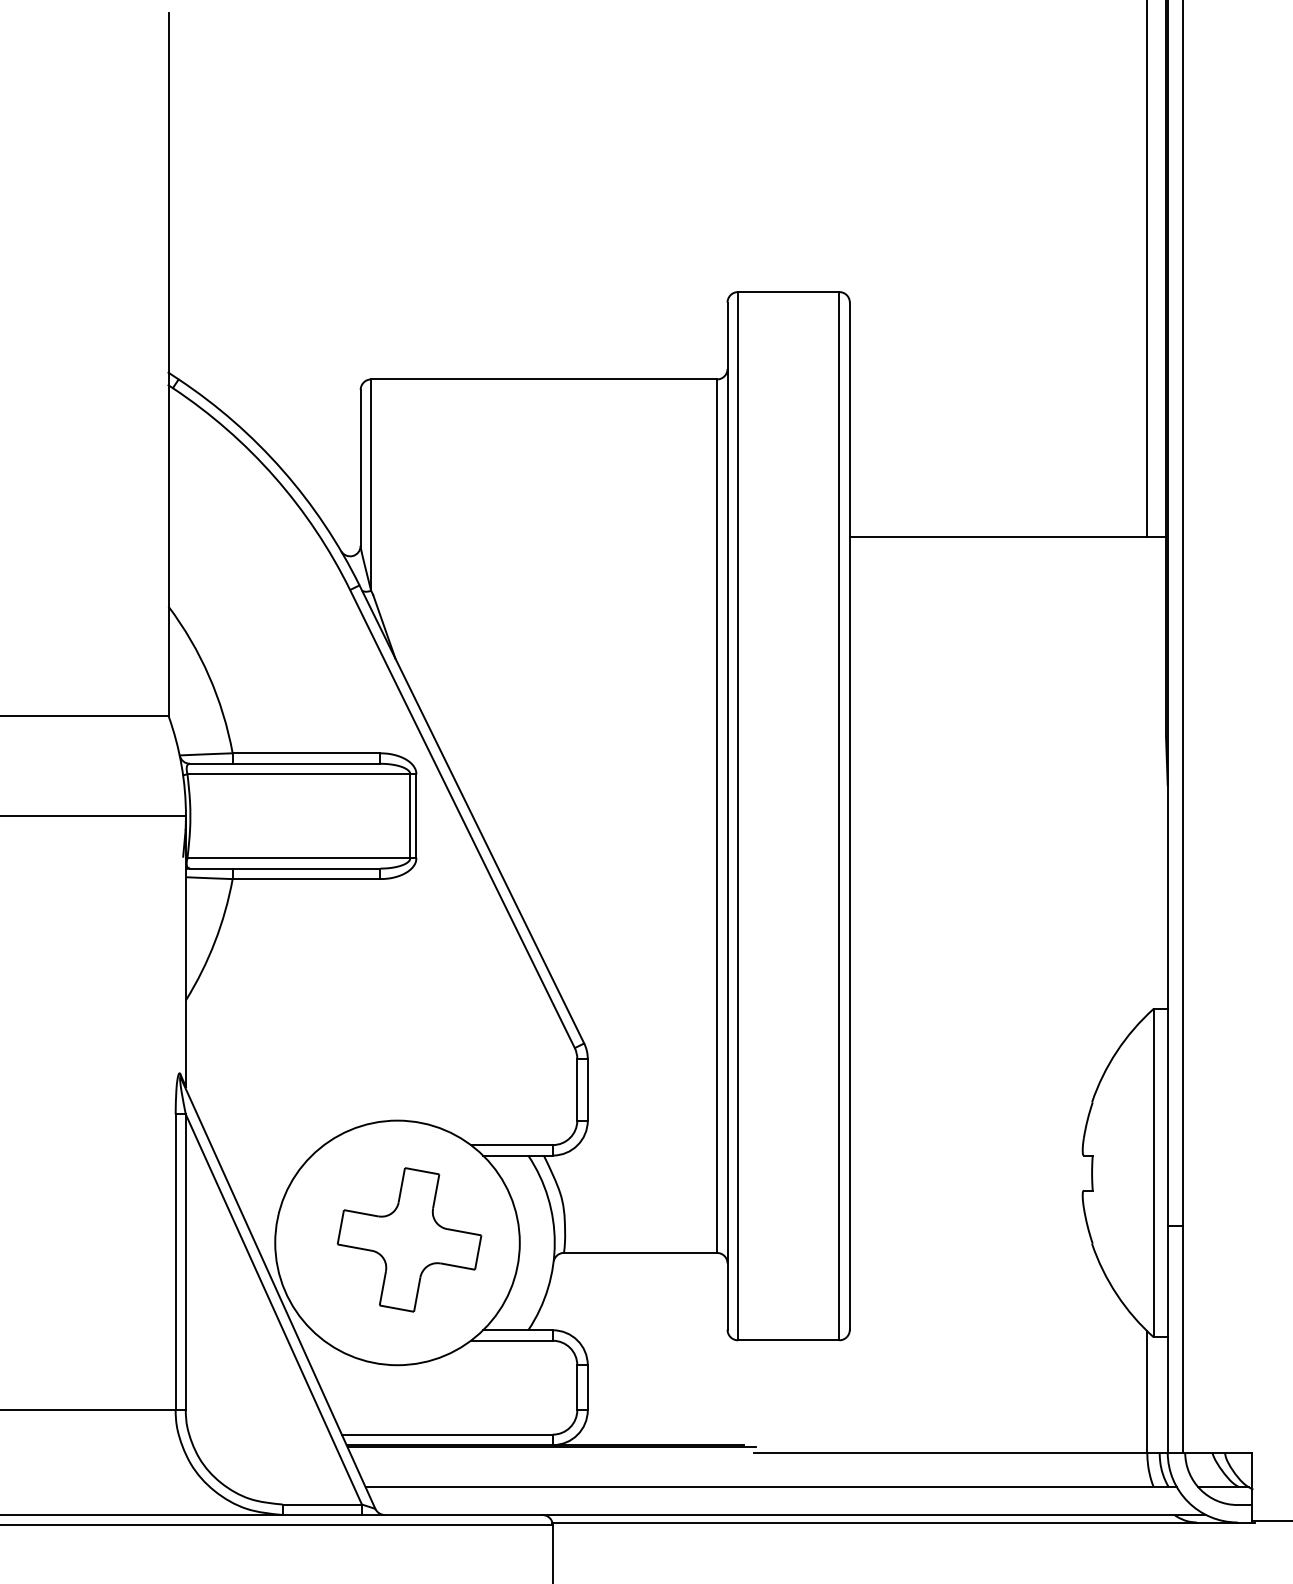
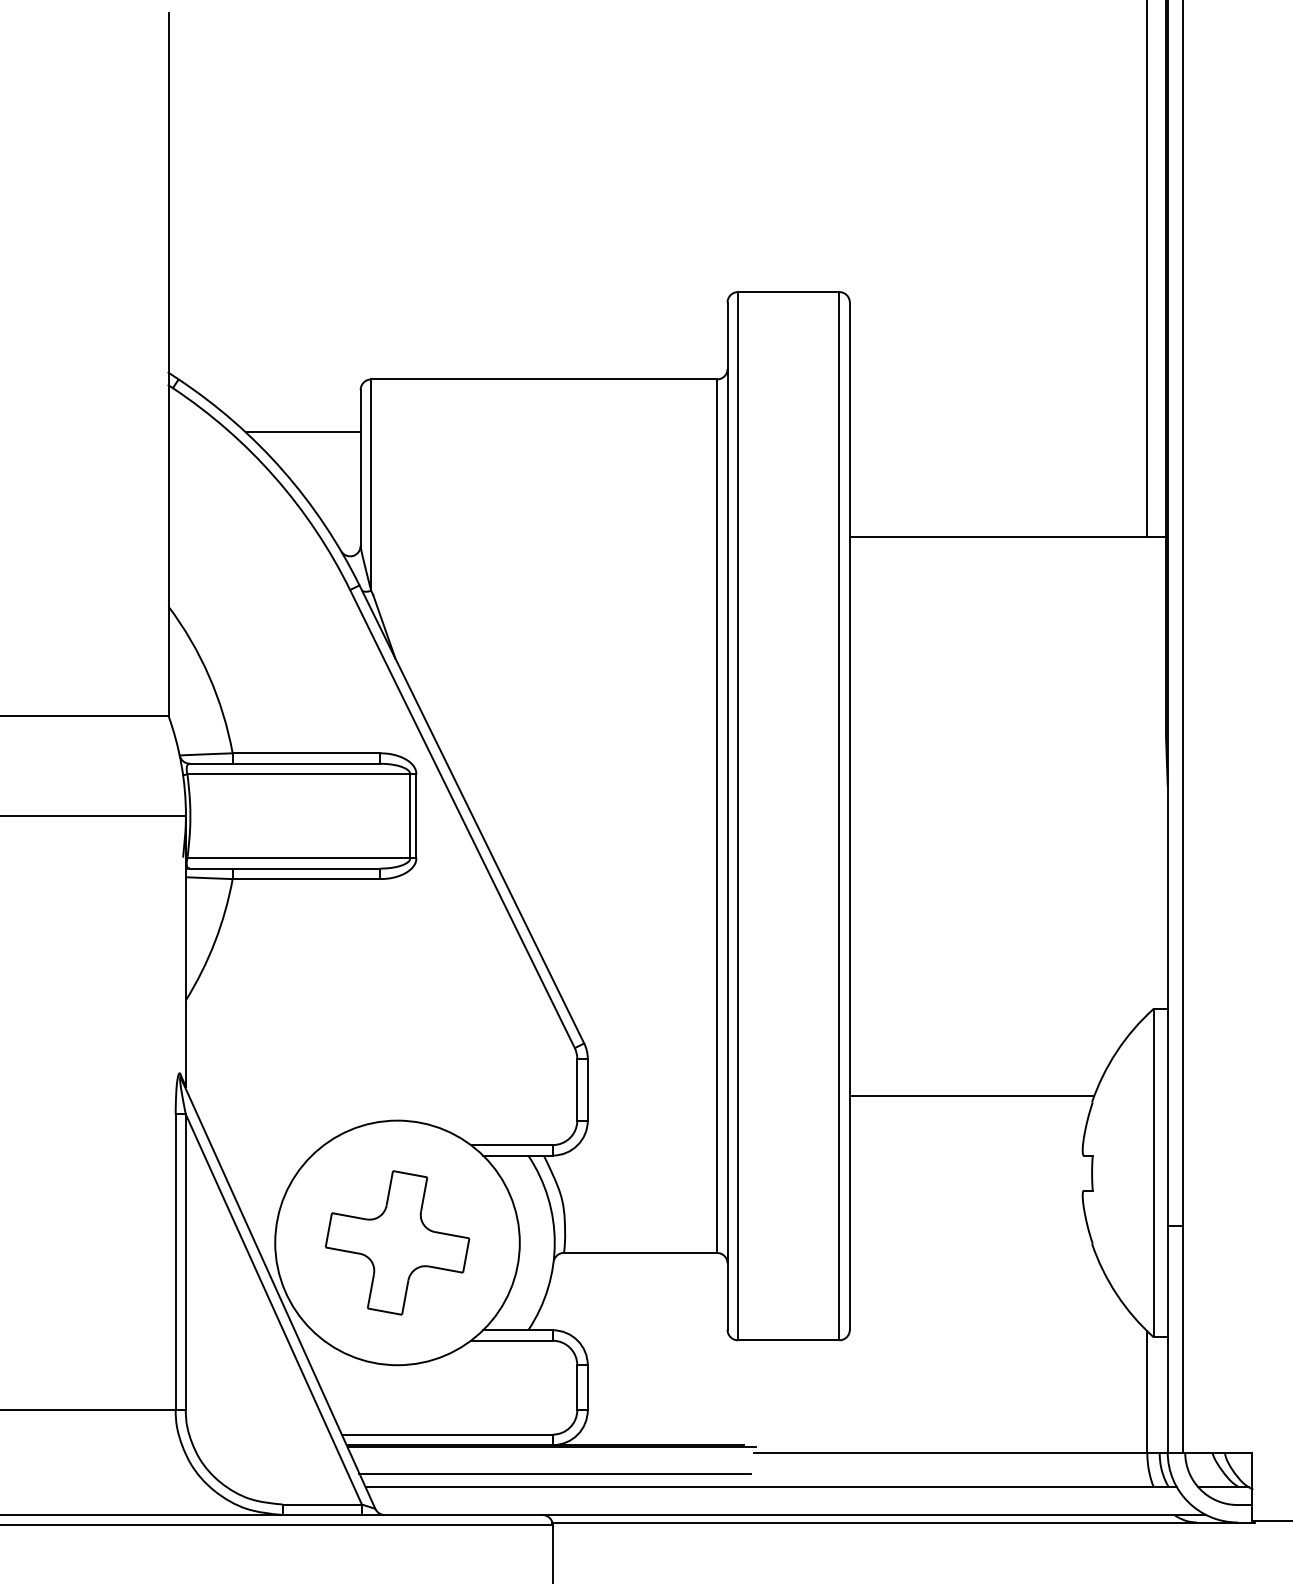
line: none -> present (303, 431)
line: none -> present (971, 1095)
part position: (409, 1239) -> (397, 1242) (397, 1242)
line: none -> present (555, 1473)
